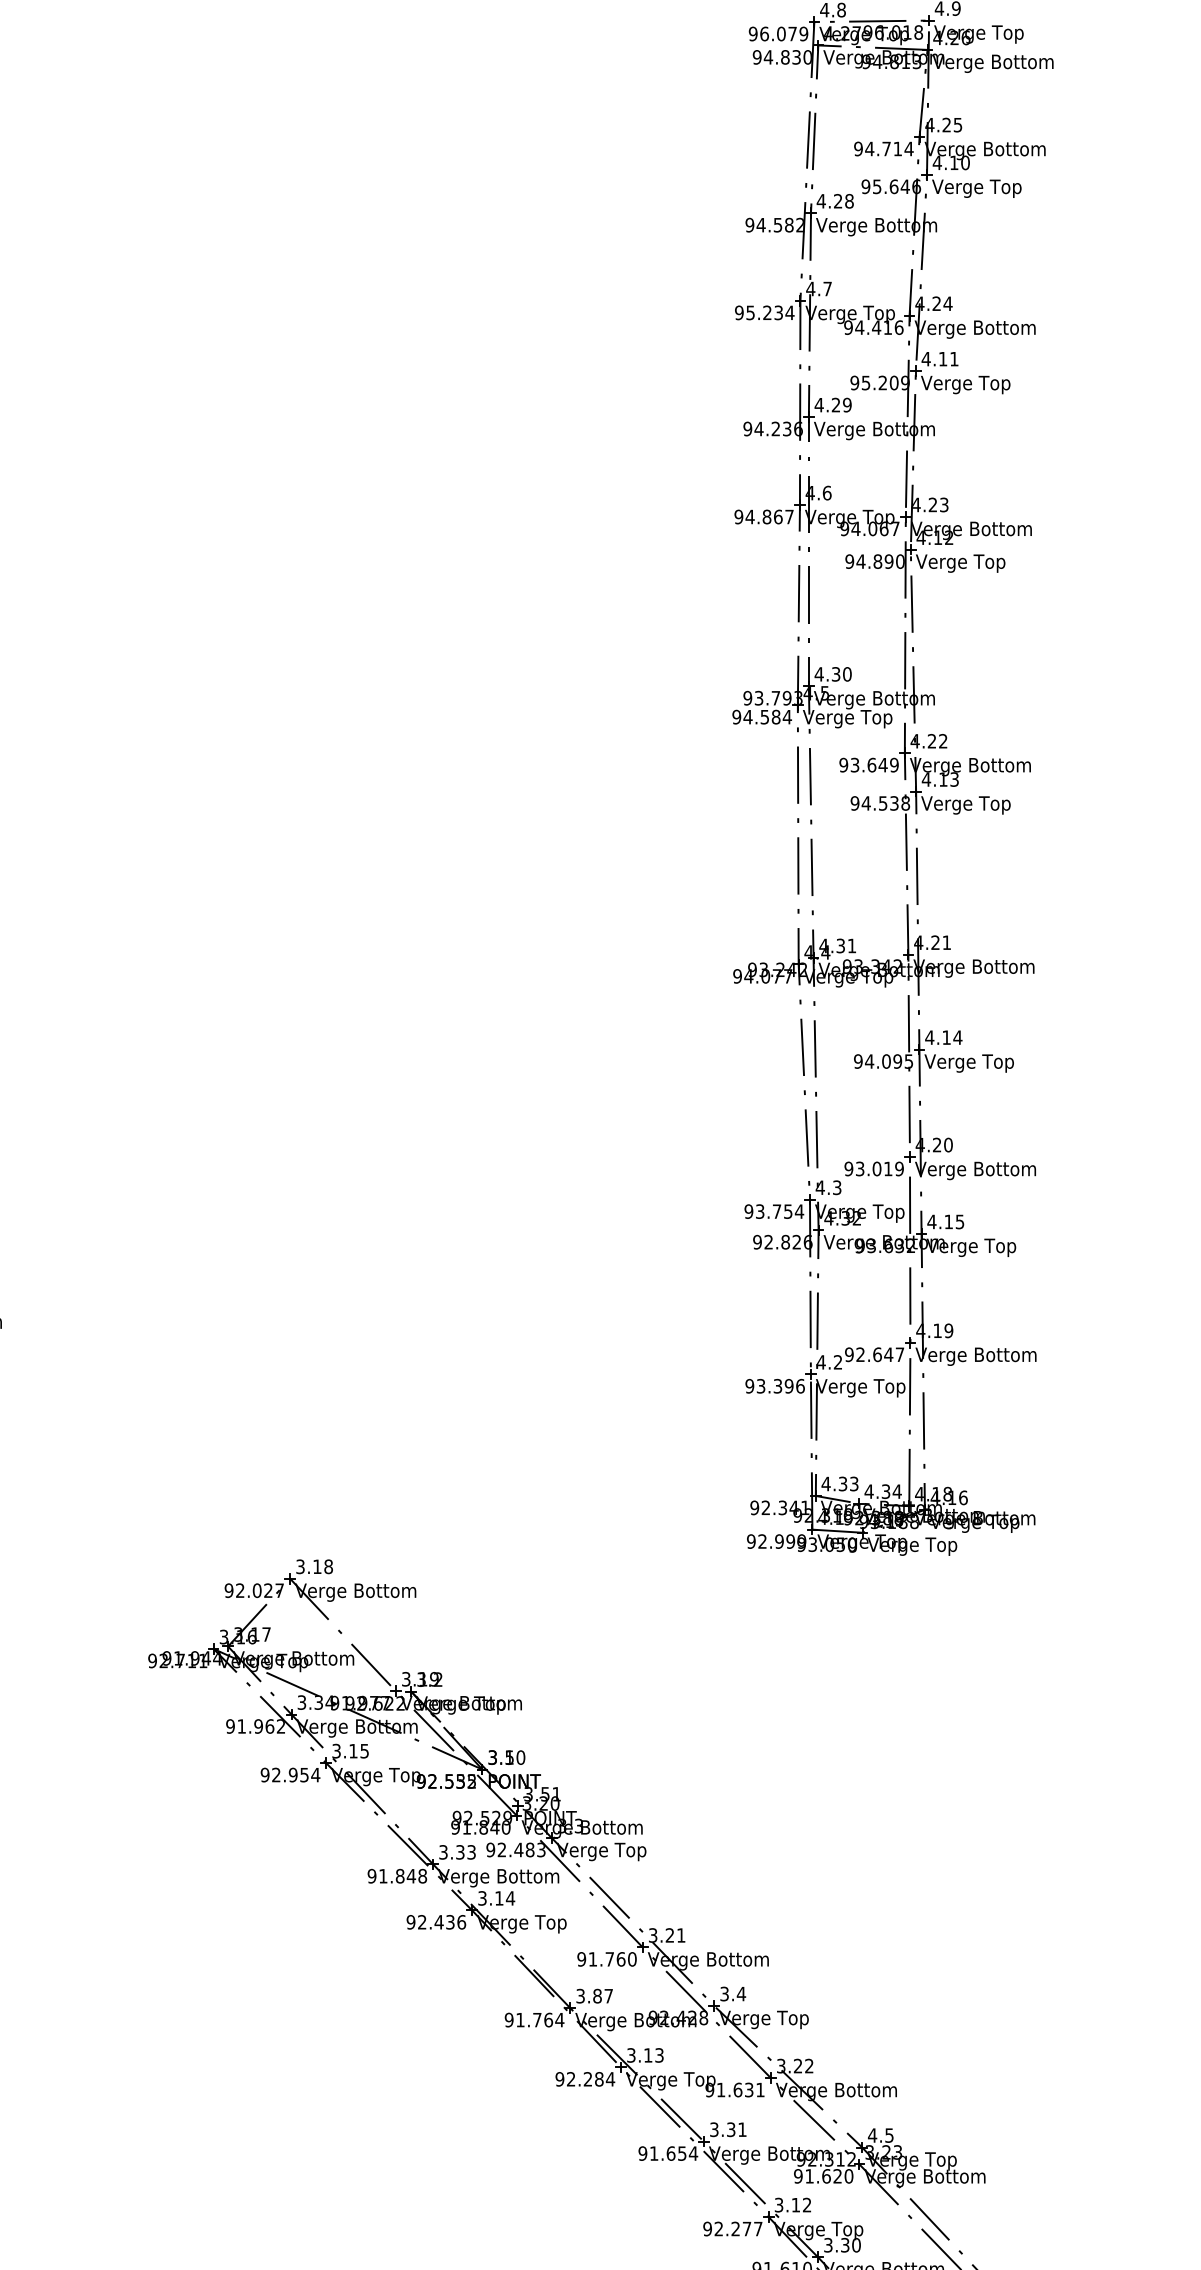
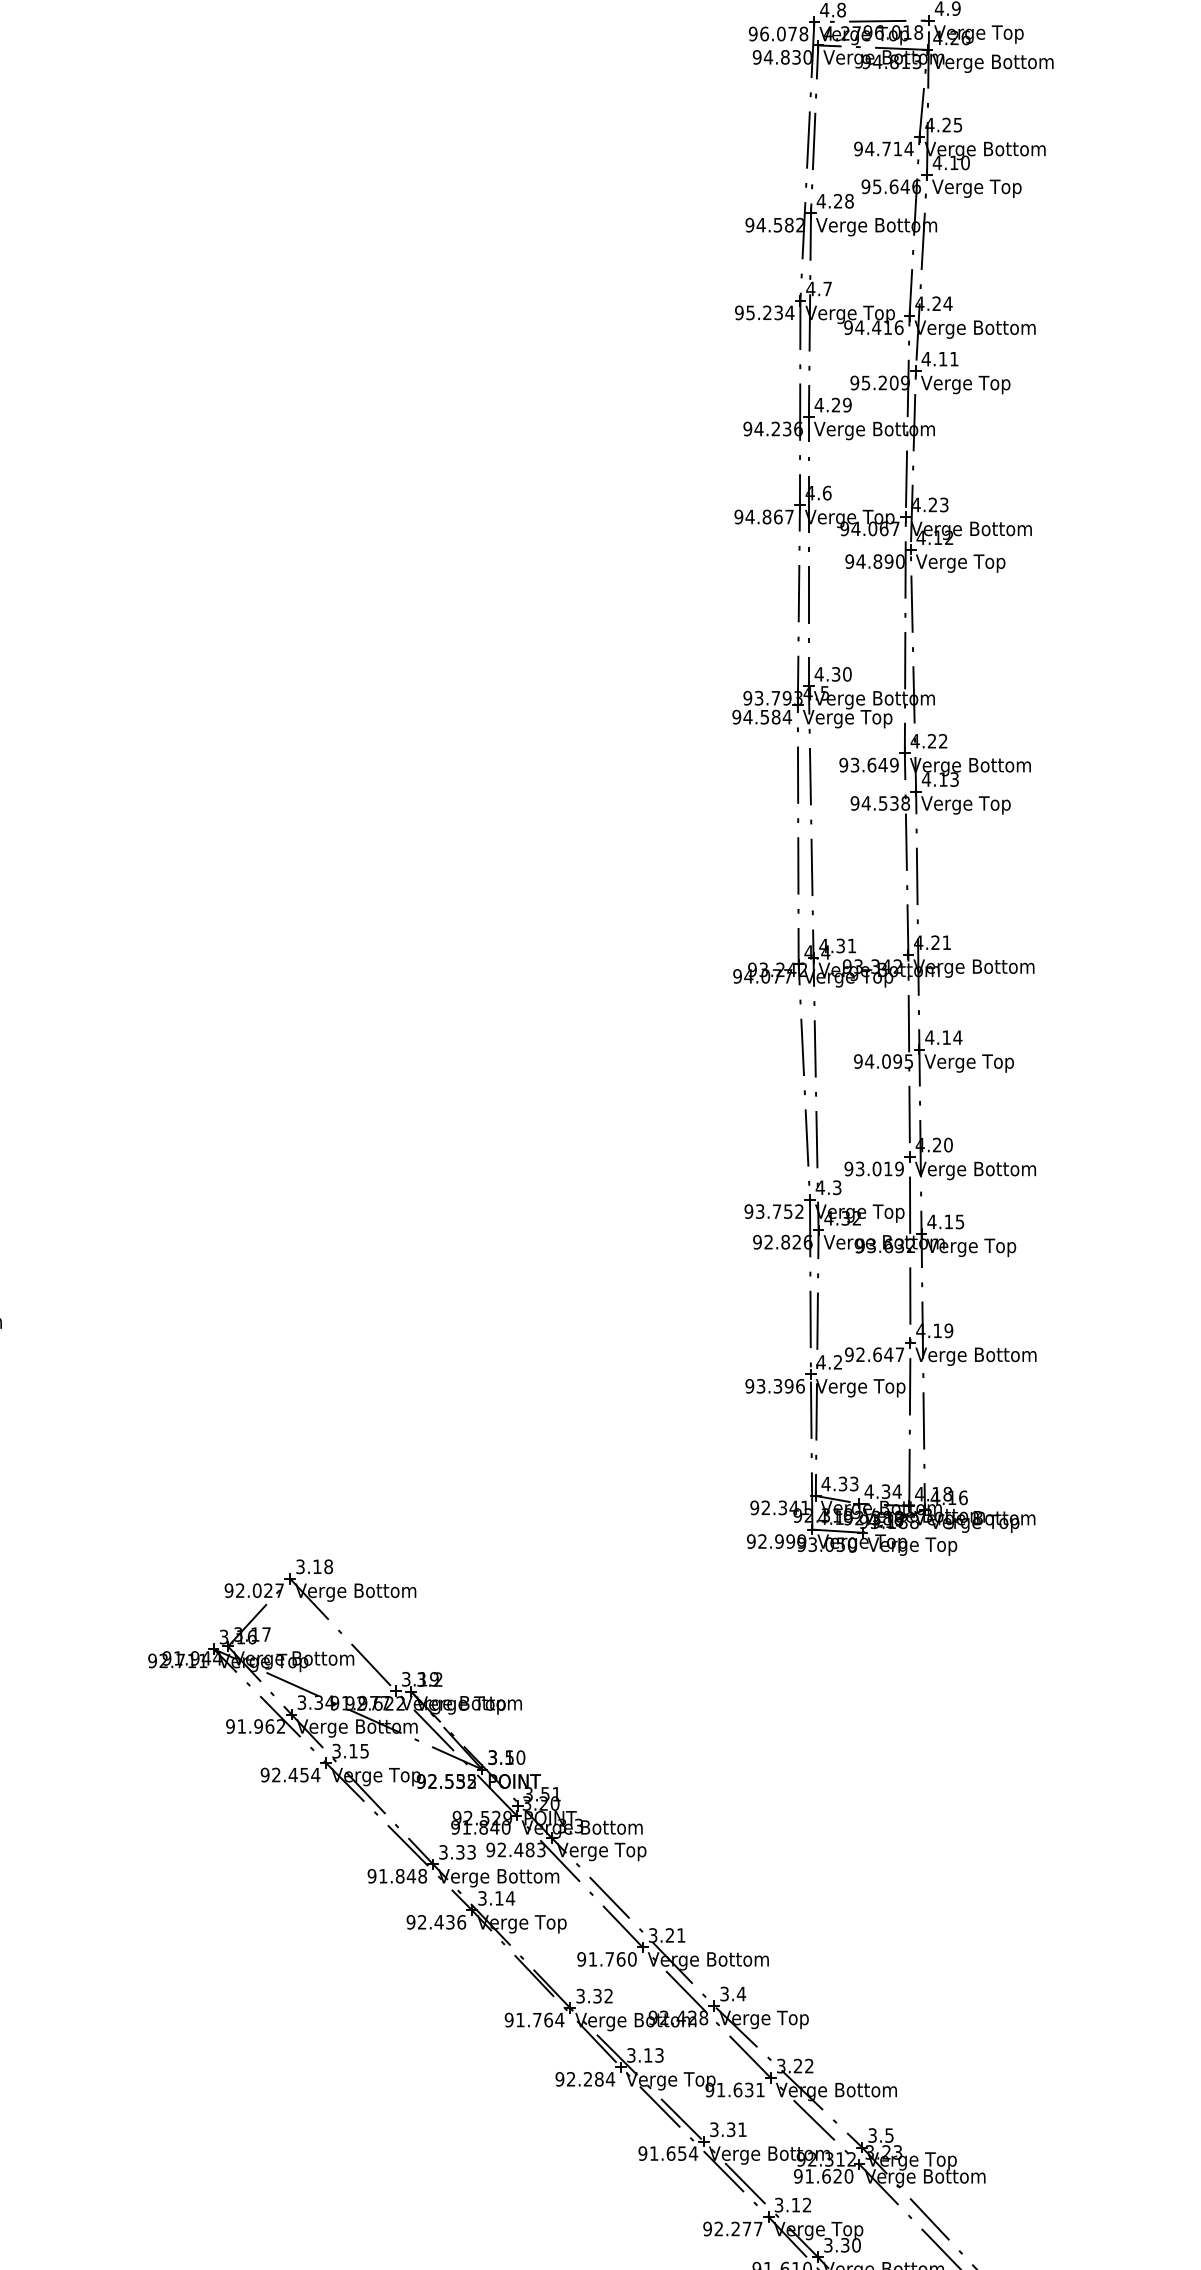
text: 96.079 -> 96.078 (803, 33)
text: 93.754 -> 93.752 (799, 1211)
text: 92.954 -> 92.454 (292, 1774)
text: 3.87 -> 3.32 (602, 1995)
text: 4.5 -> 3.5 (872, 2135)
